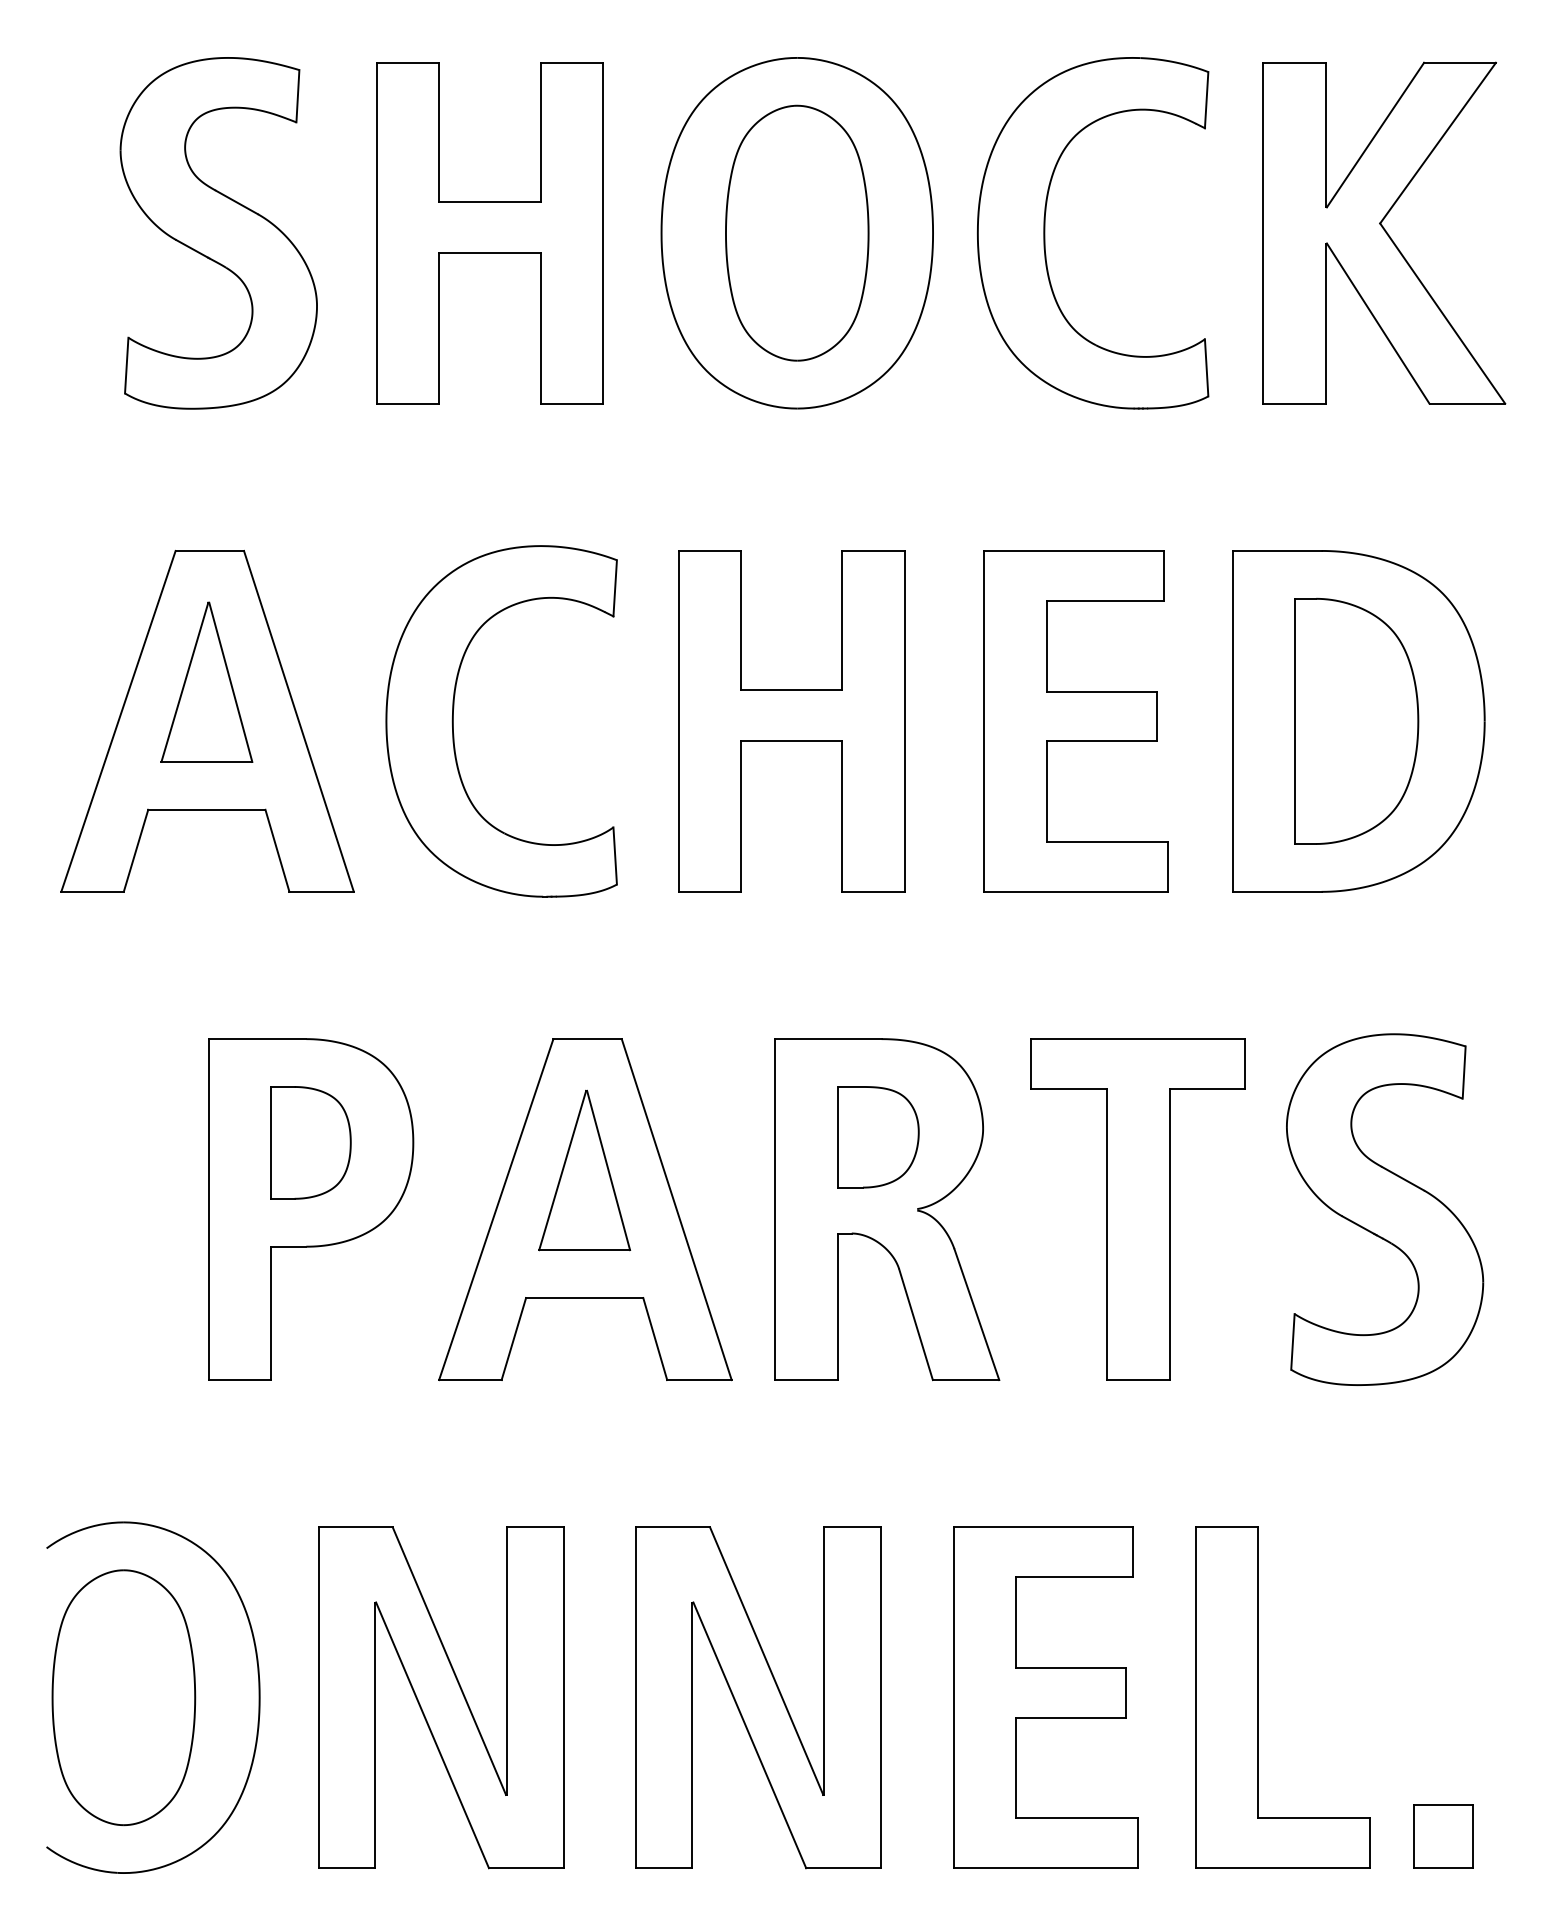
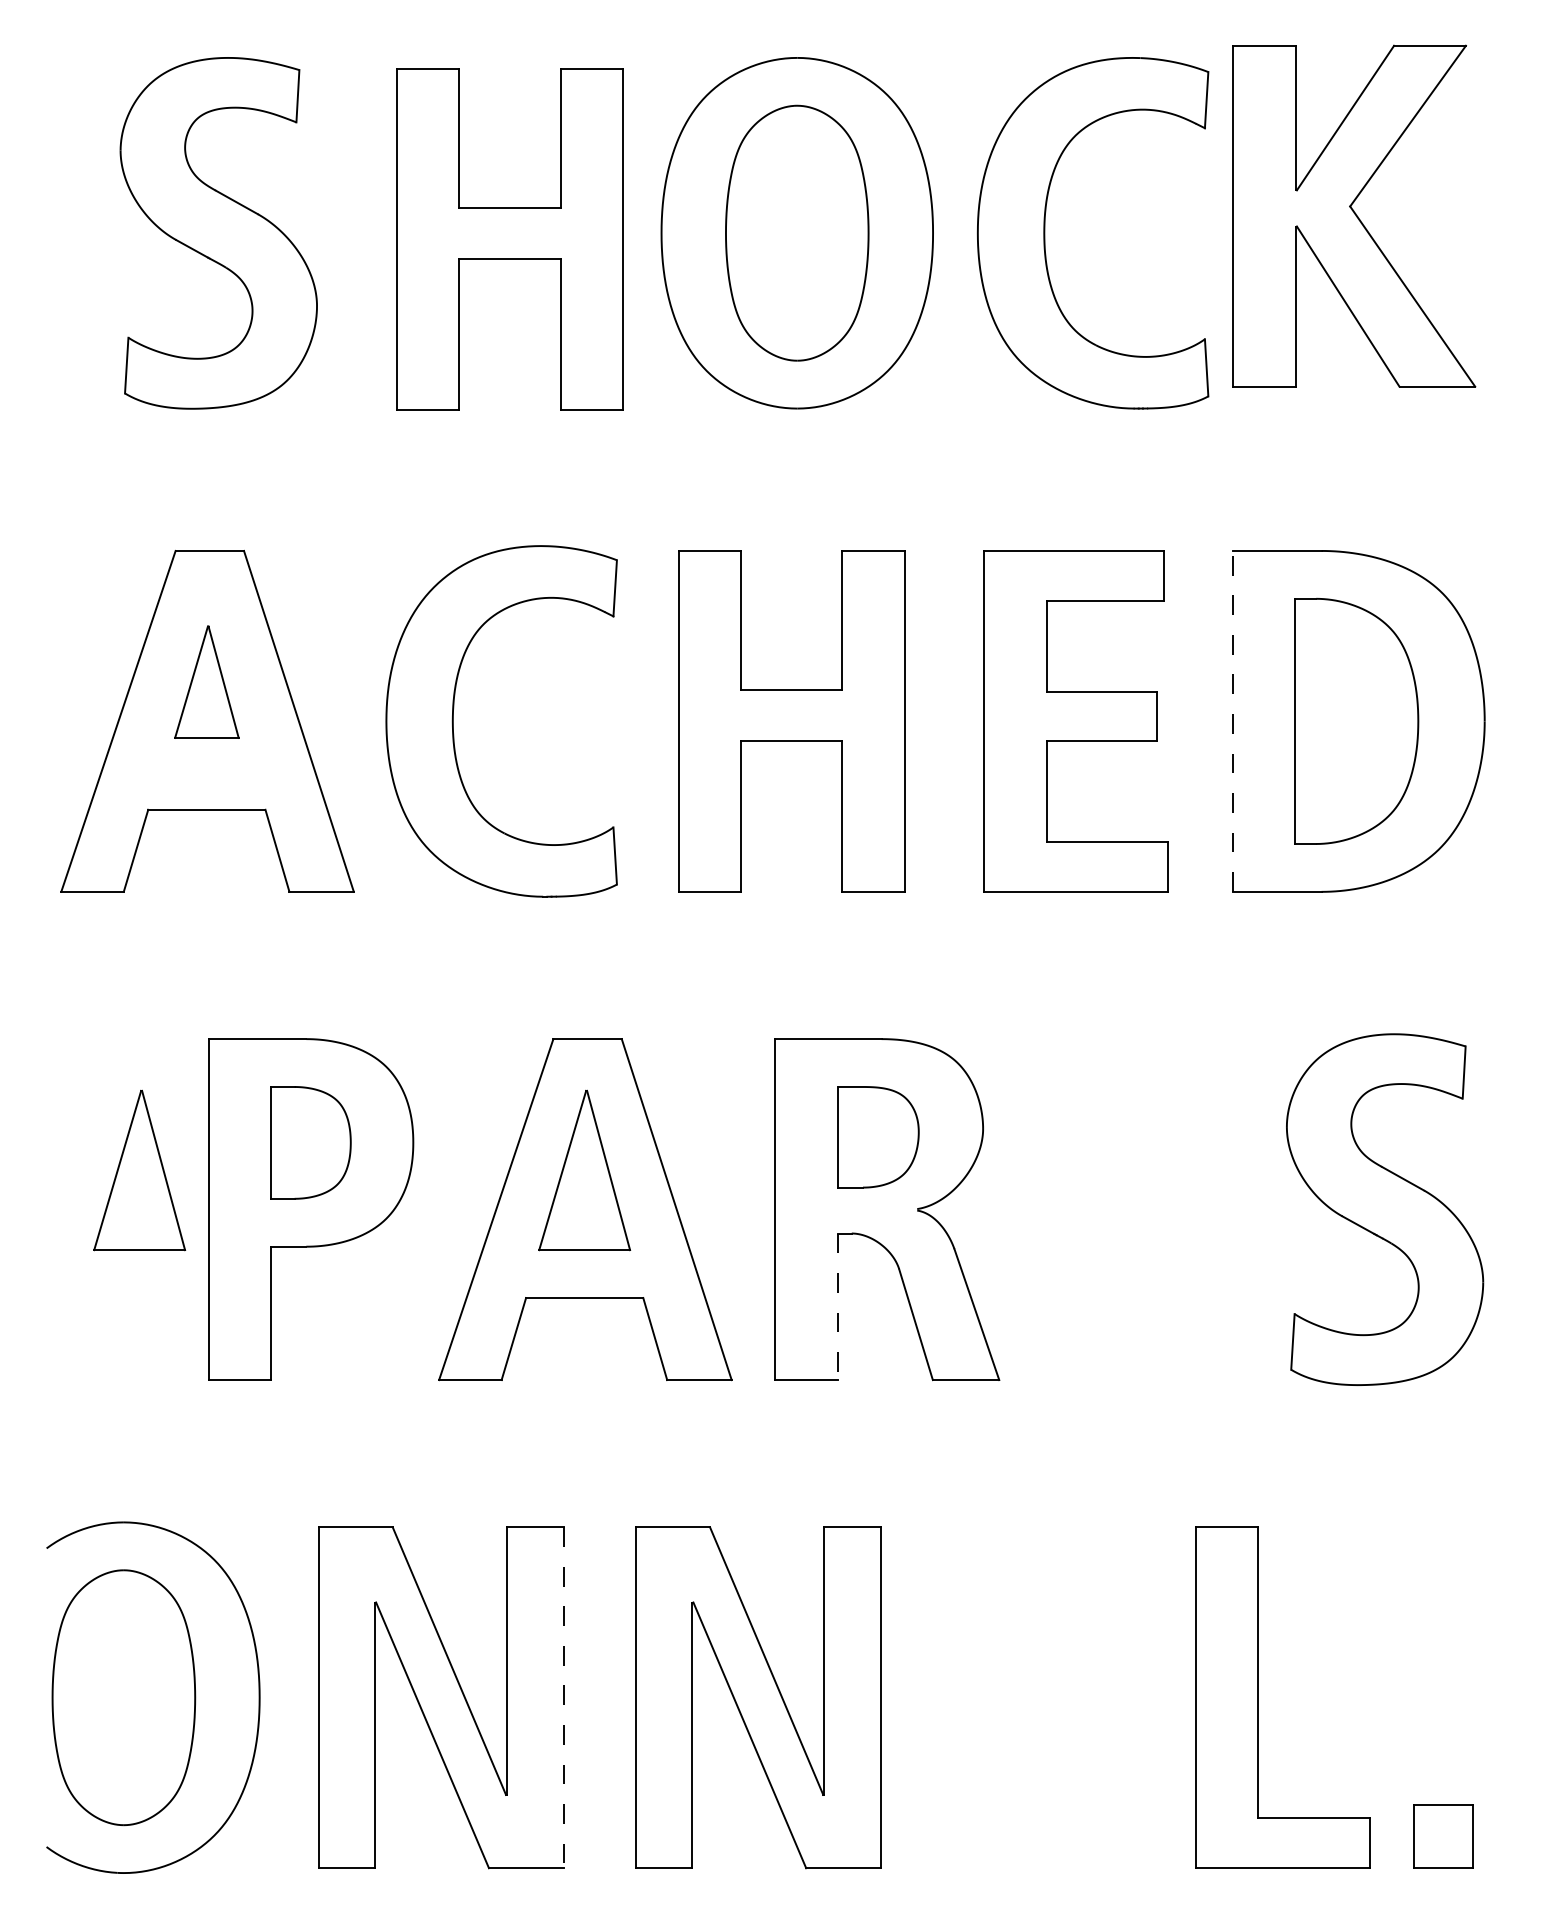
part position: (1384, 232) -> (1354, 215) (1354, 215)
part position: (489, 233) -> (509, 239) (509, 239)
part size: 94x162 px -> 66x114 px (206, 681)
line: solid -> dashed (1232, 720)
part: none -> present (139, 1170)
part: present -> none (1137, 1209)
line: solid -> dashed (837, 1307)
part: present -> none (1045, 1697)
line: solid -> dashed (563, 1698)
